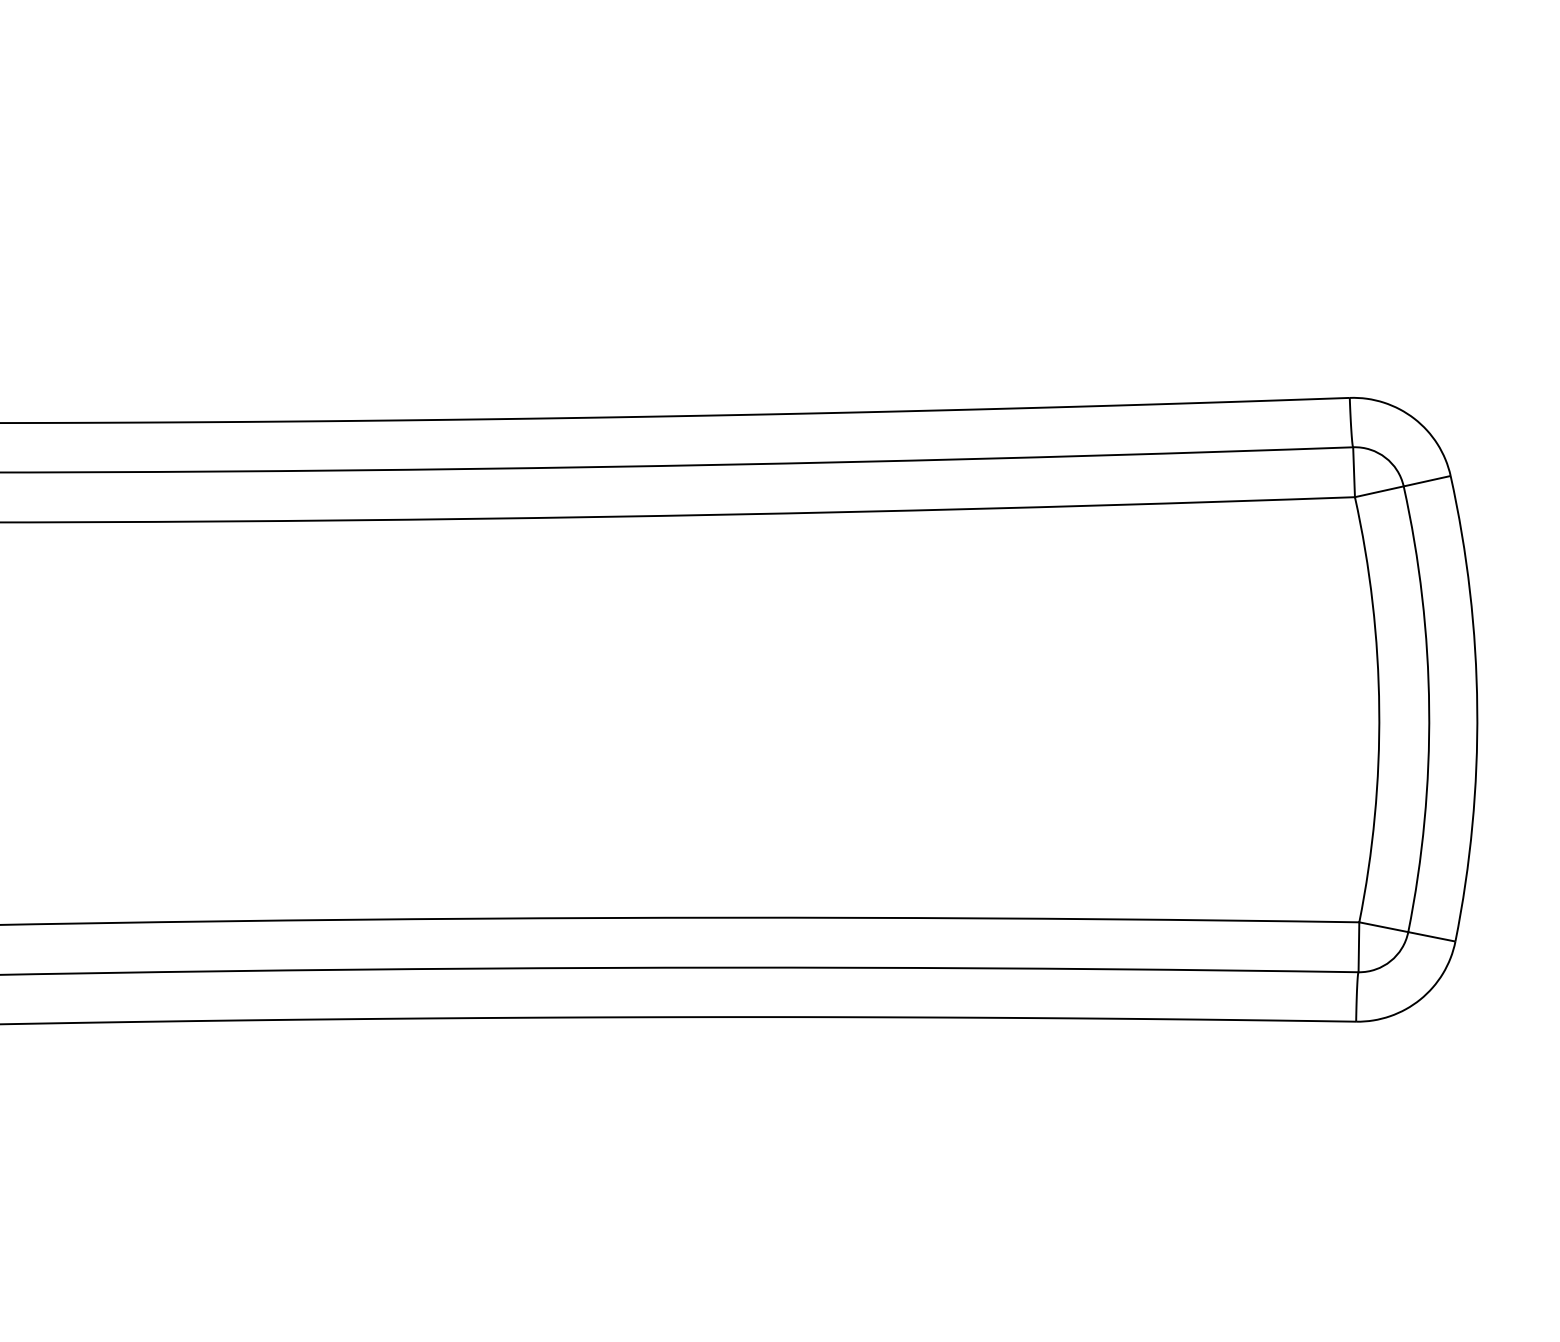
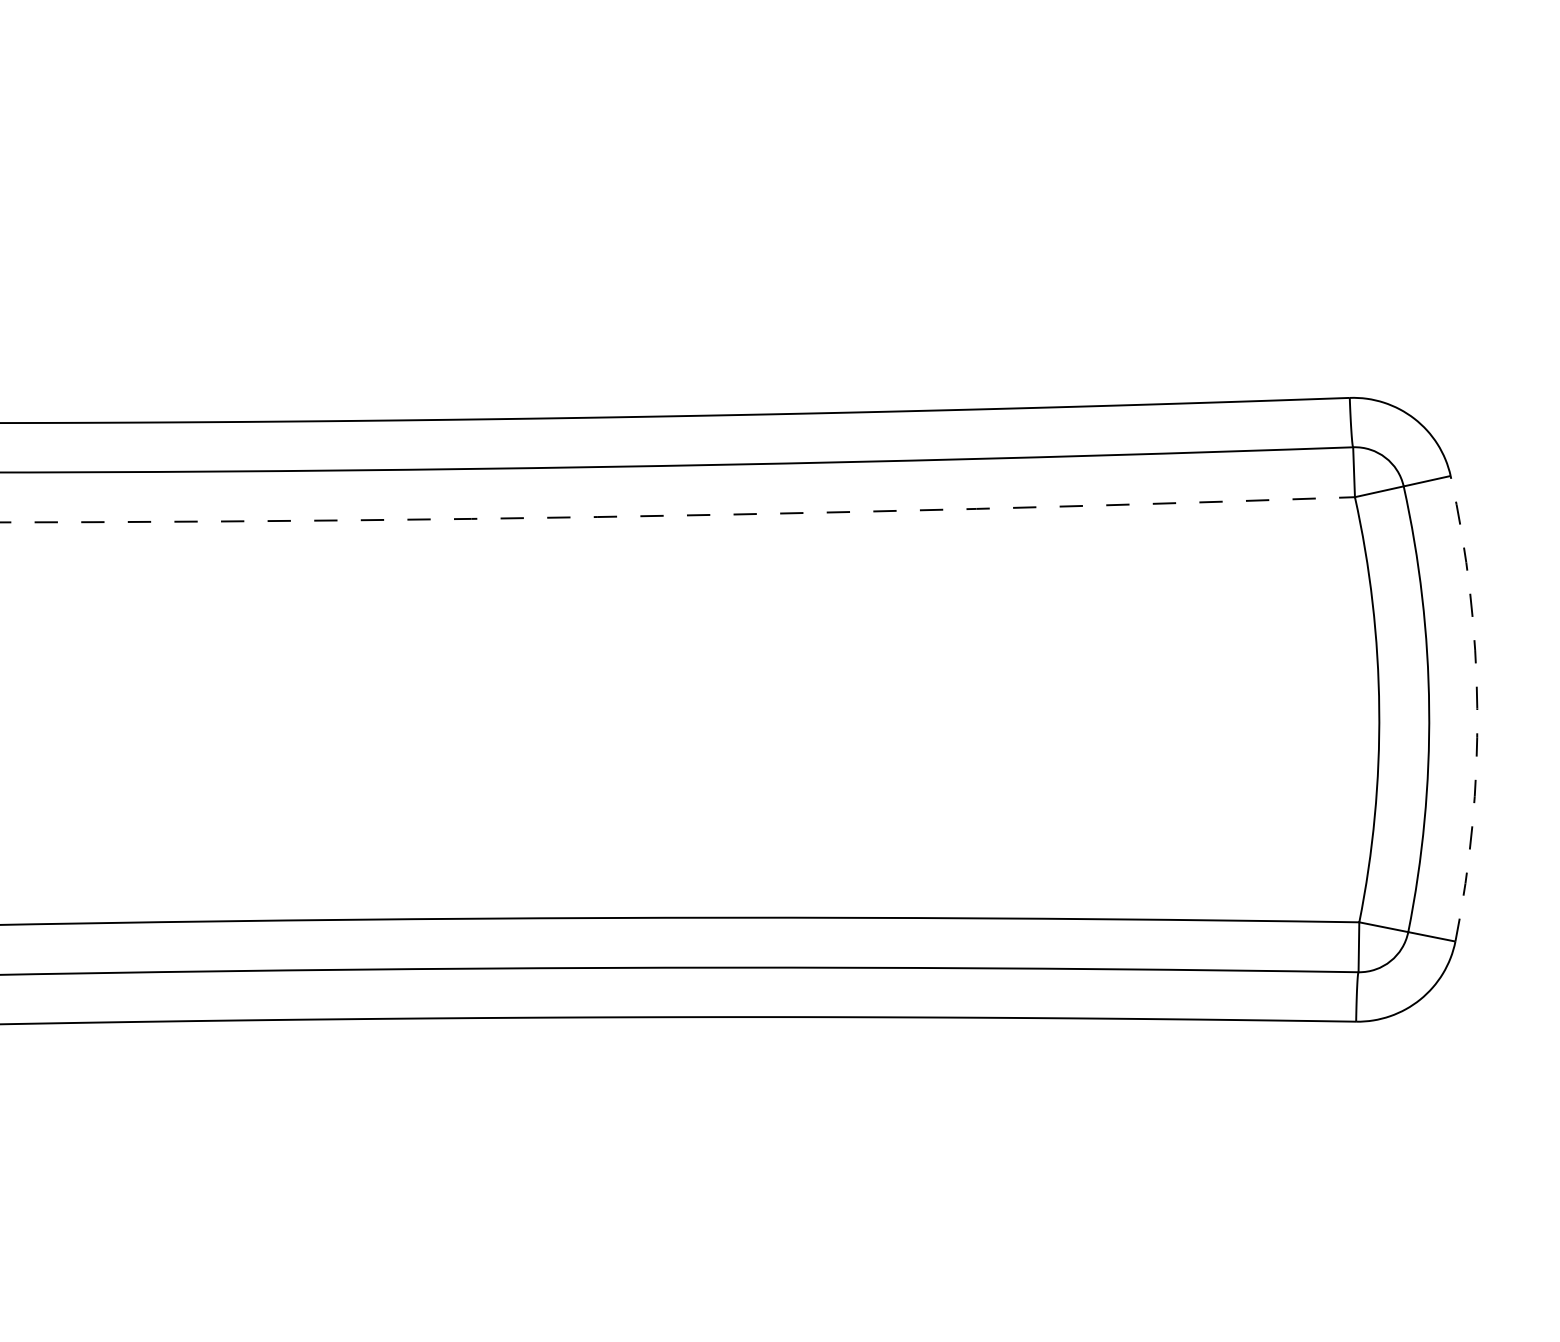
arc: solid -> dashed (677, 515)
arc: solid -> dashed (1477, 708)
